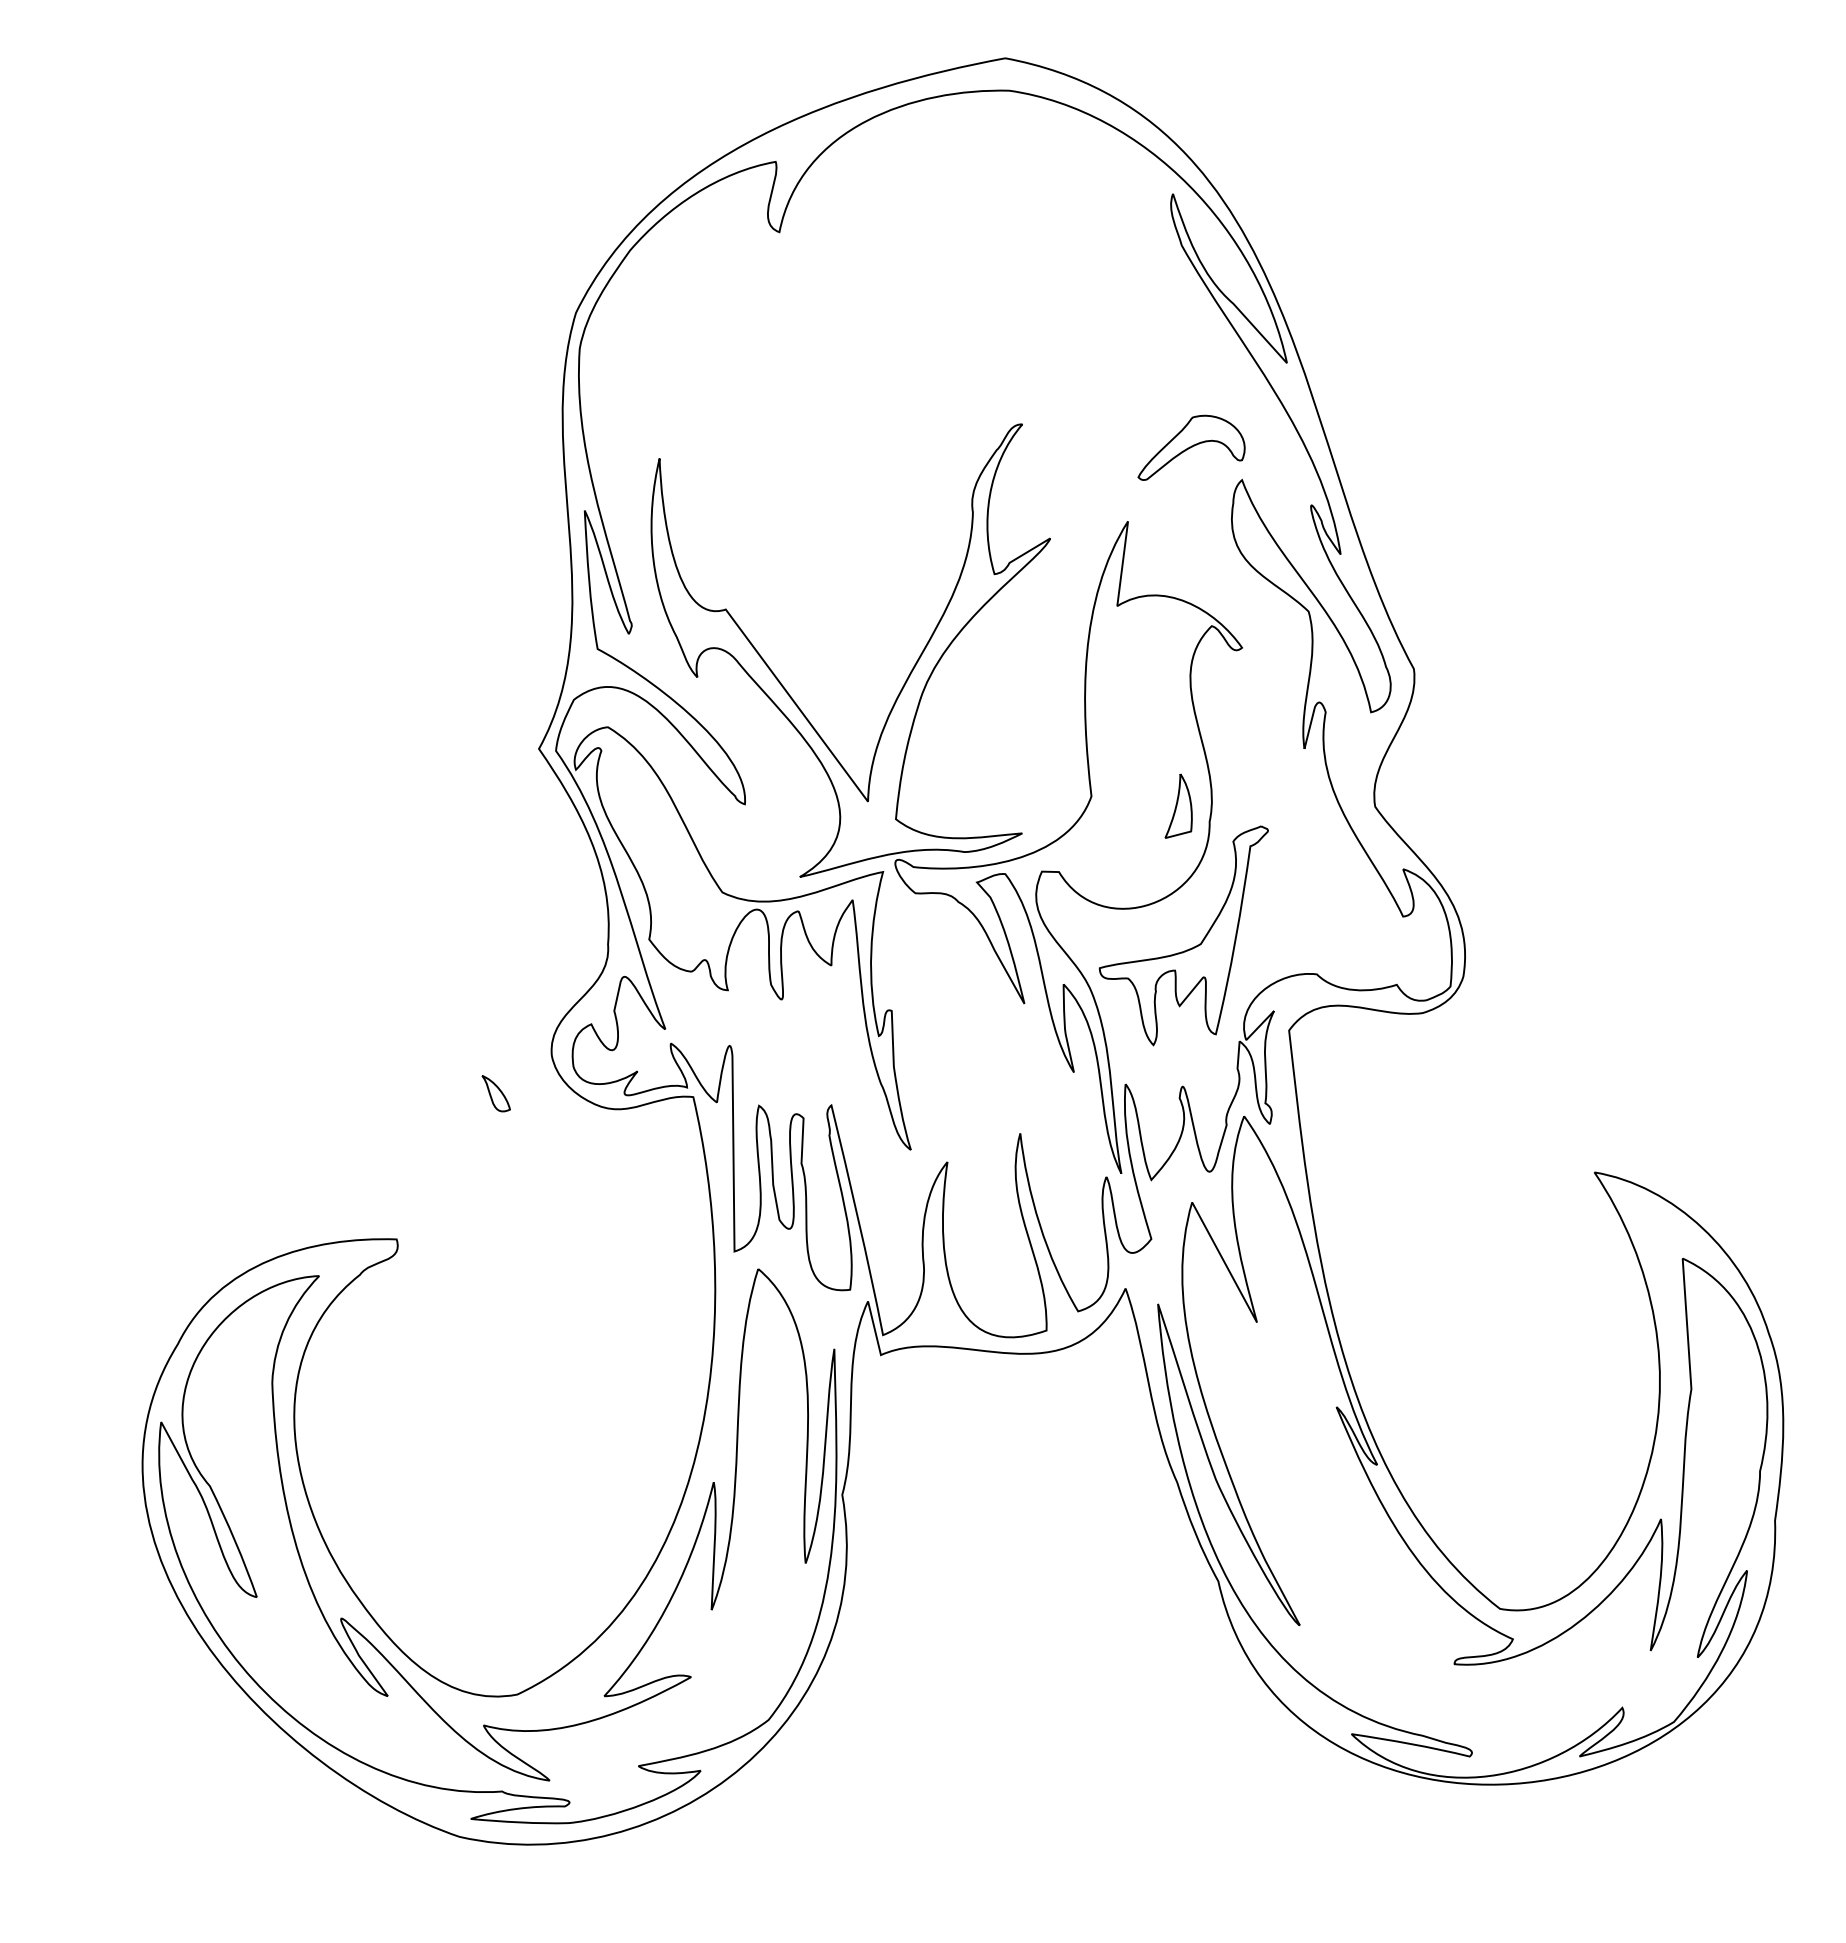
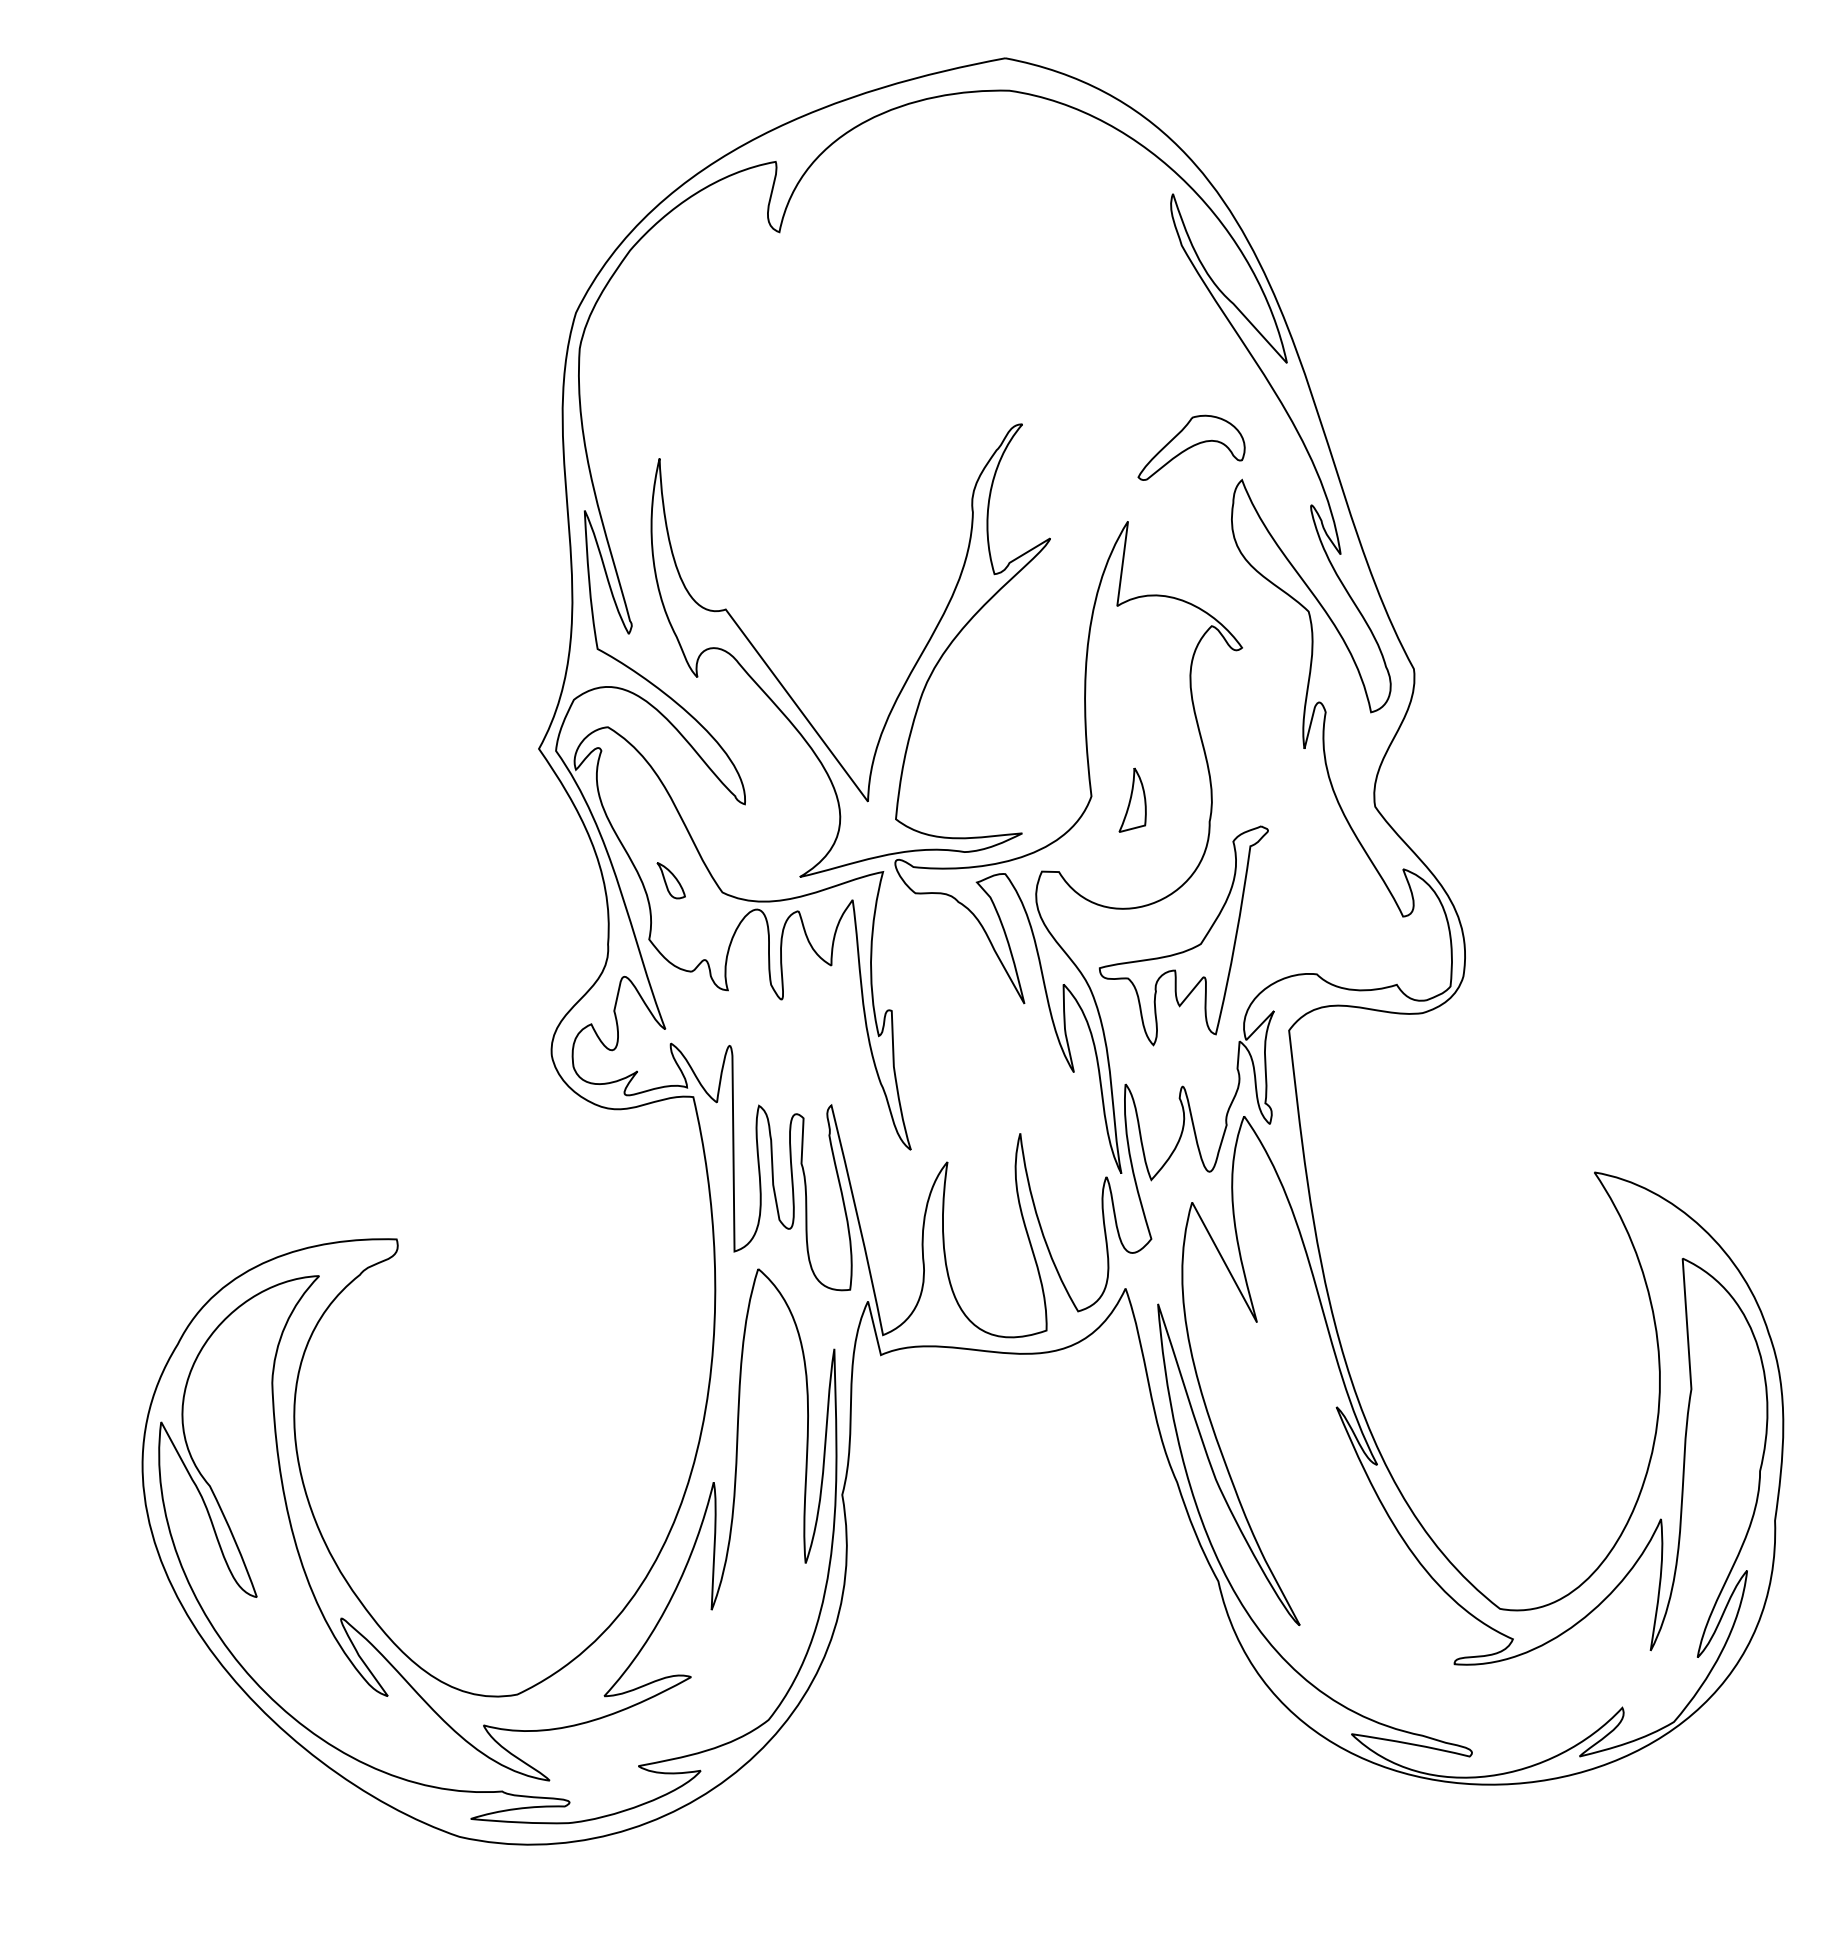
part position: (1178, 805) -> (1132, 799) (1132, 799)
part position: (495, 1093) -> (670, 880) (670, 880)
